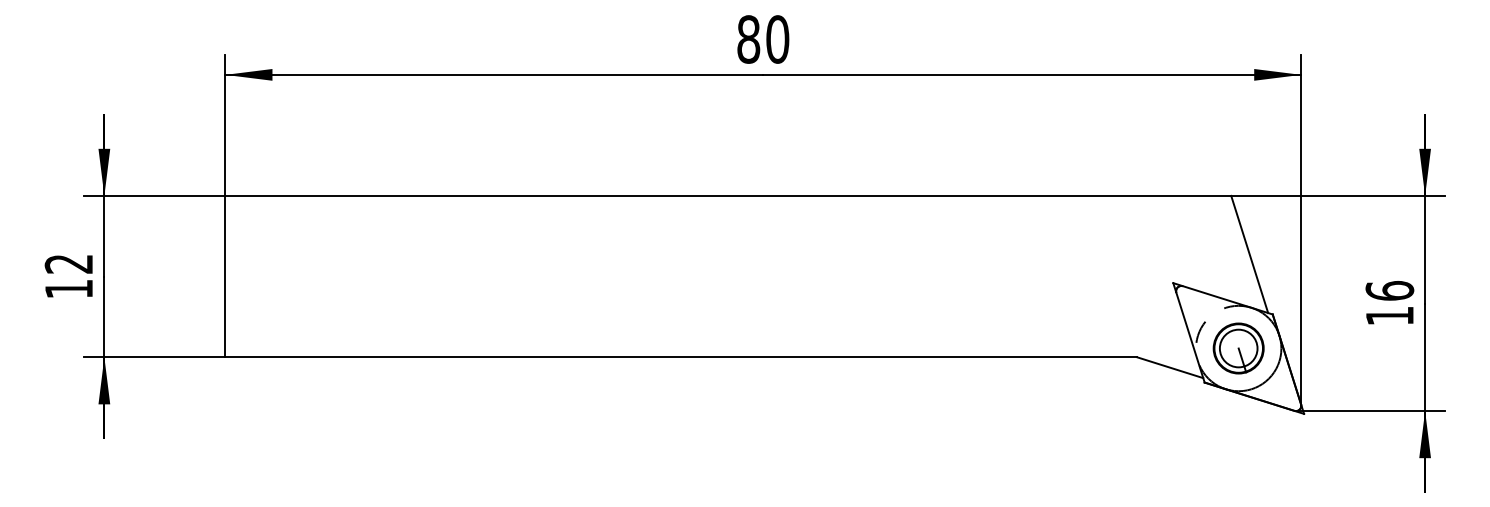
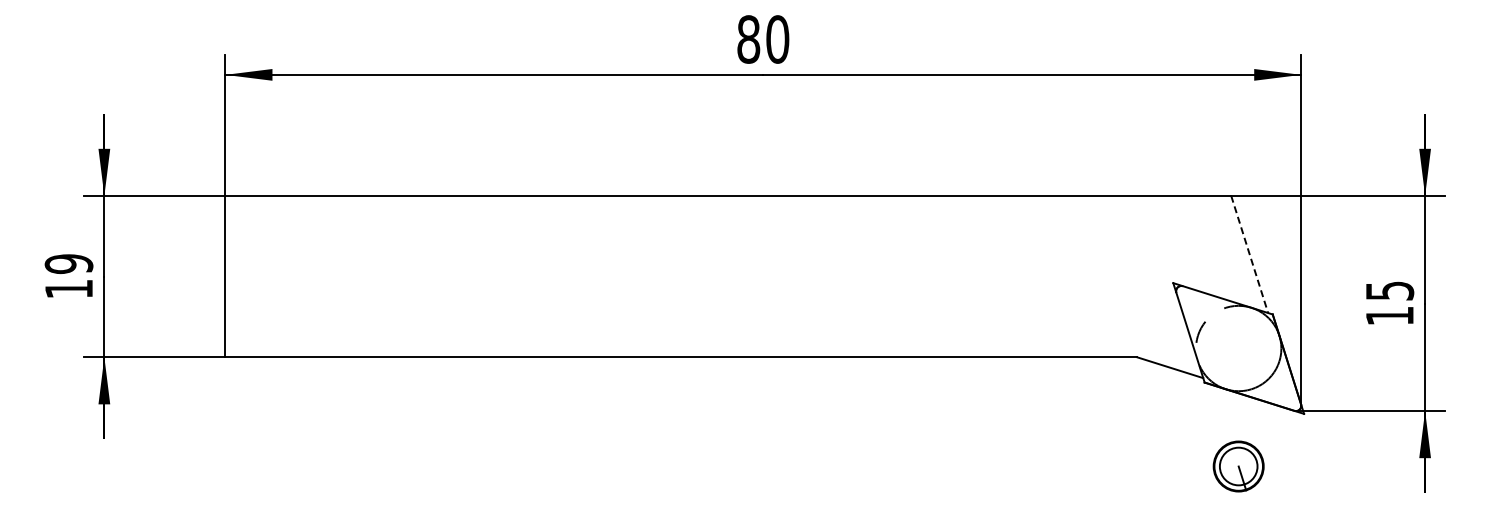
line: solid -> dashed (1249, 254)
text: 12 -> 19 (68, 264)
text: 16 -> 15 (1389, 290)
part position: (1238, 348) -> (1238, 466) (1238, 466)
